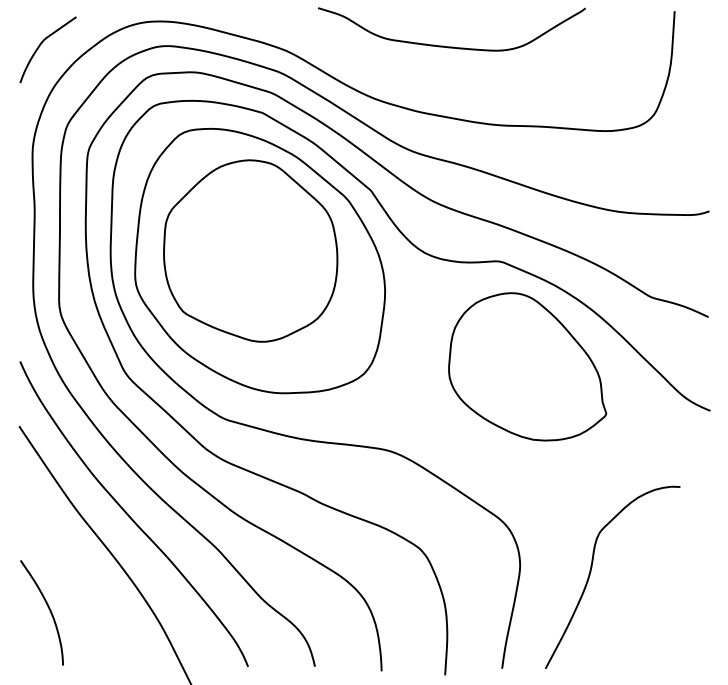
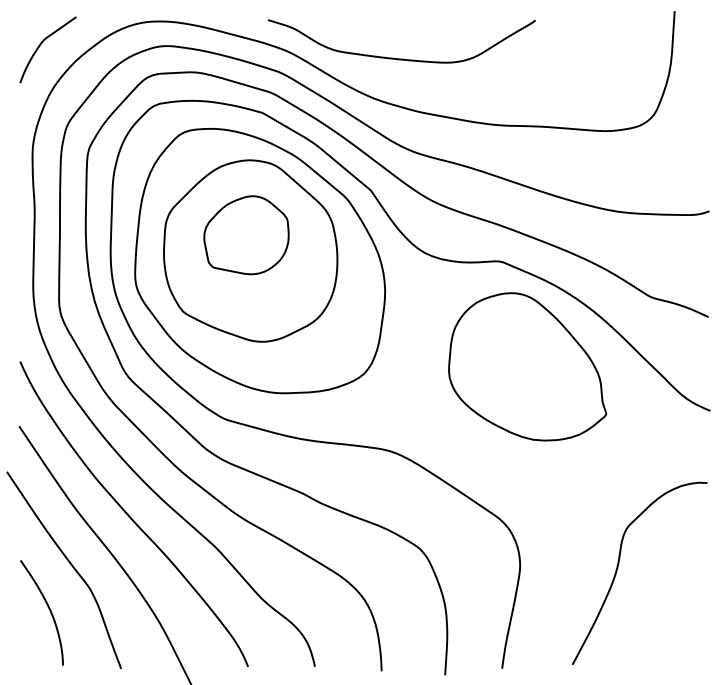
curve position: (451, 46) -> (401, 58) (401, 58)
part: none -> present (246, 235)
curve: none -> present (70, 565)
curve position: (591, 572) -> (618, 568) (618, 568)
